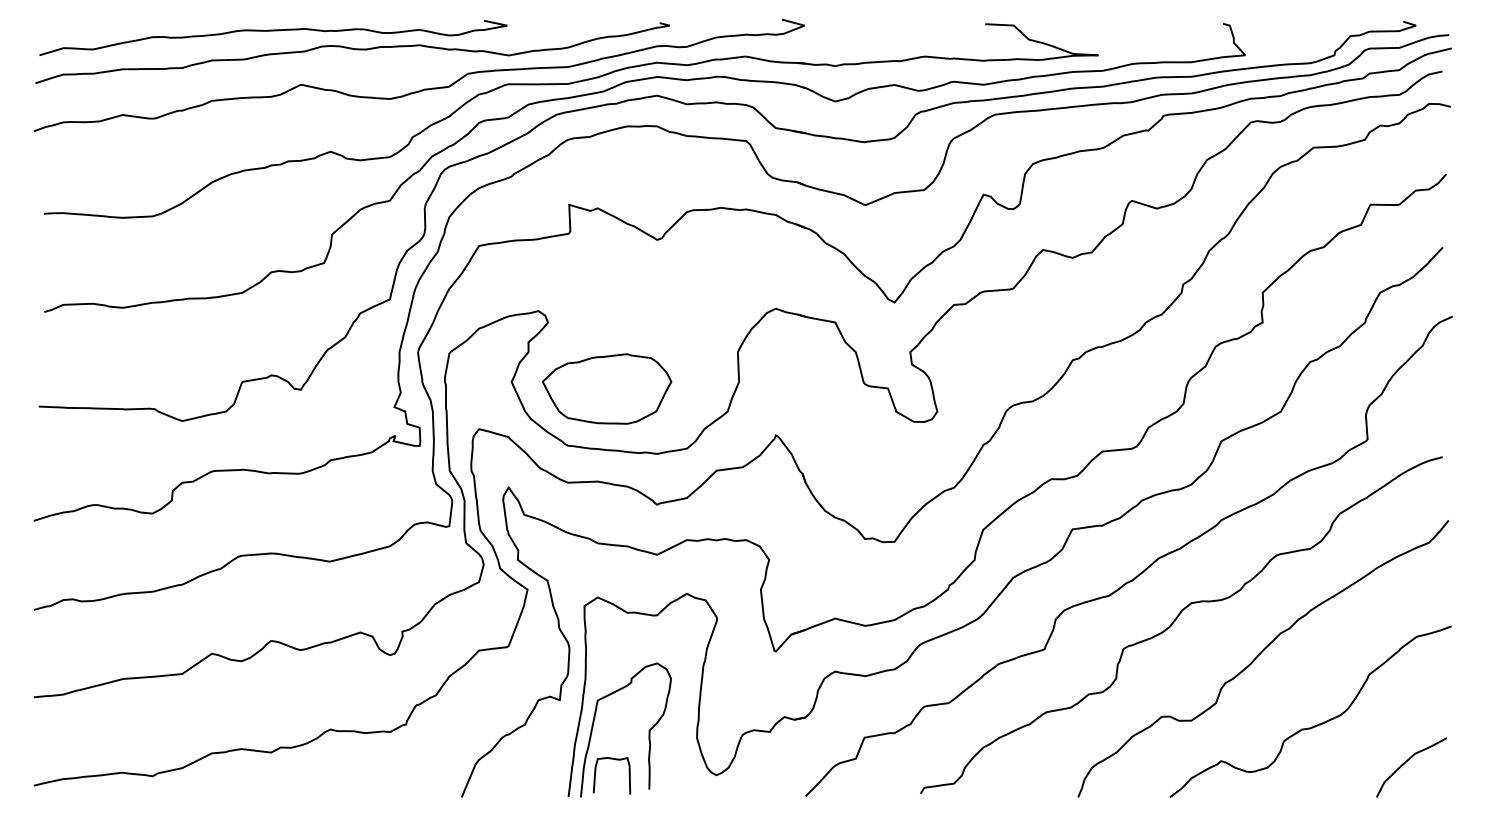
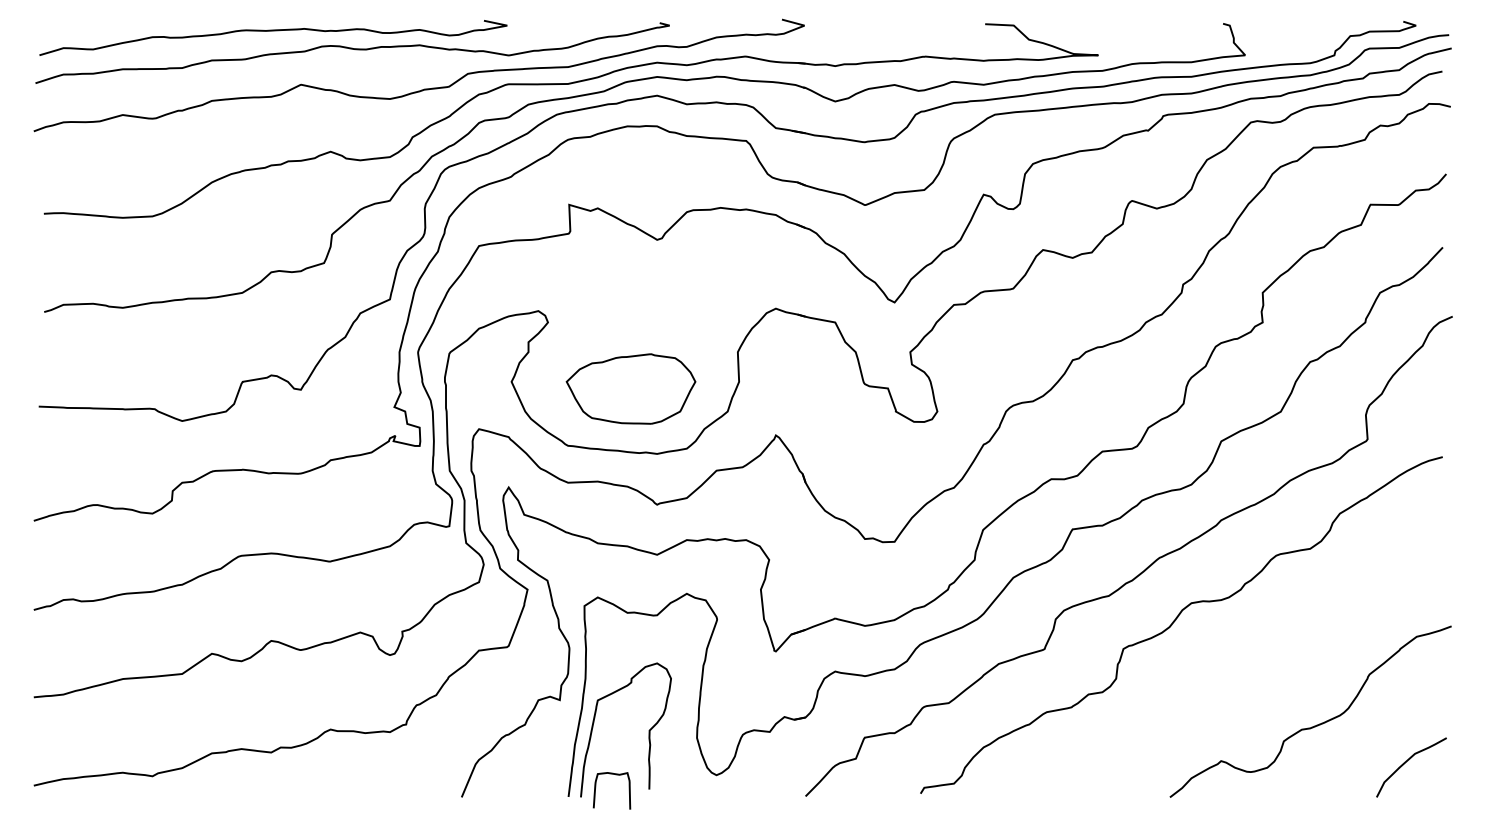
part position: (606, 388) -> (630, 388) (630, 388)
curve: present -> none (1260, 654)
curve position: (596, 772) -> (596, 787) (596, 787)
